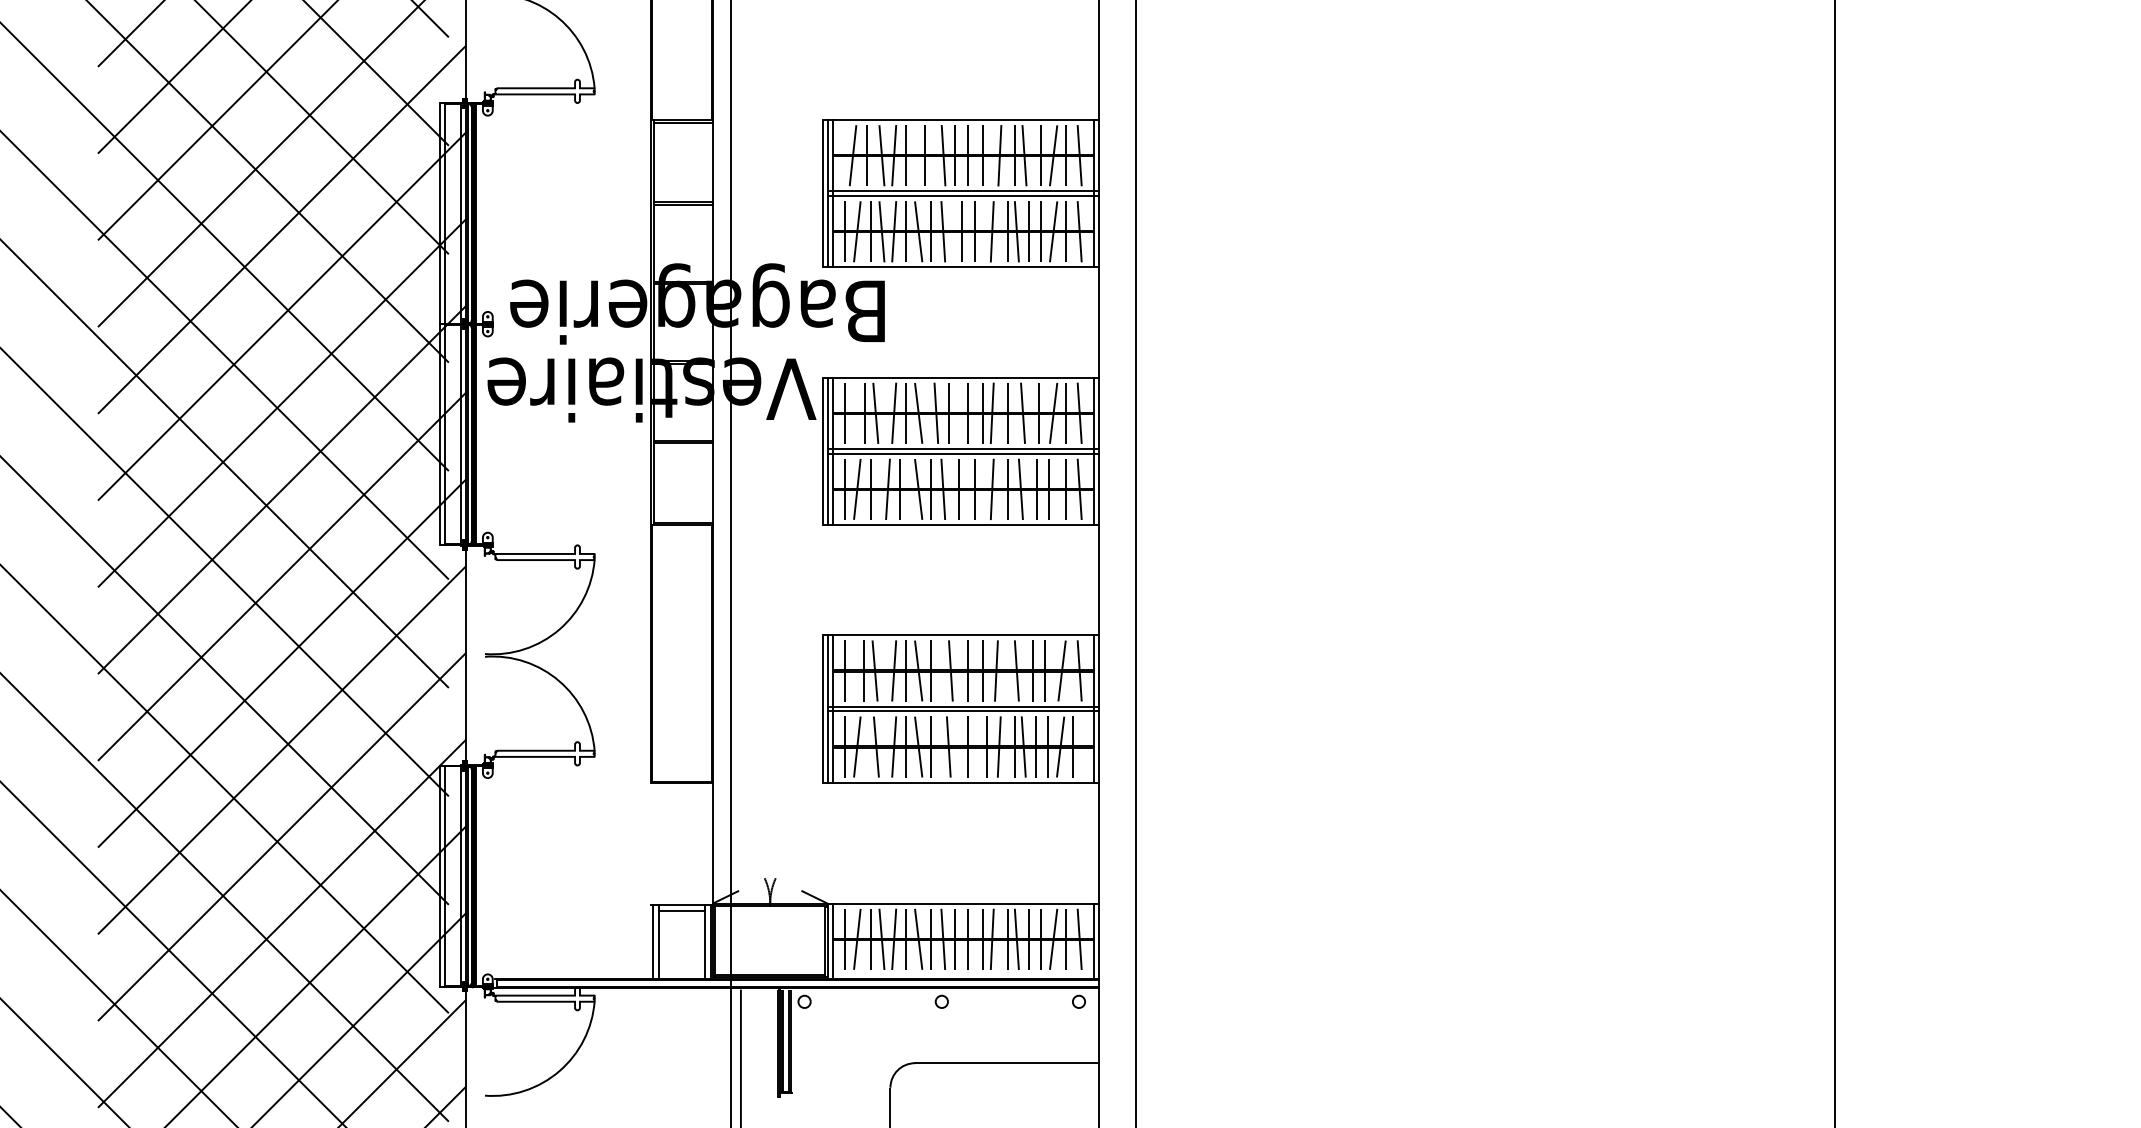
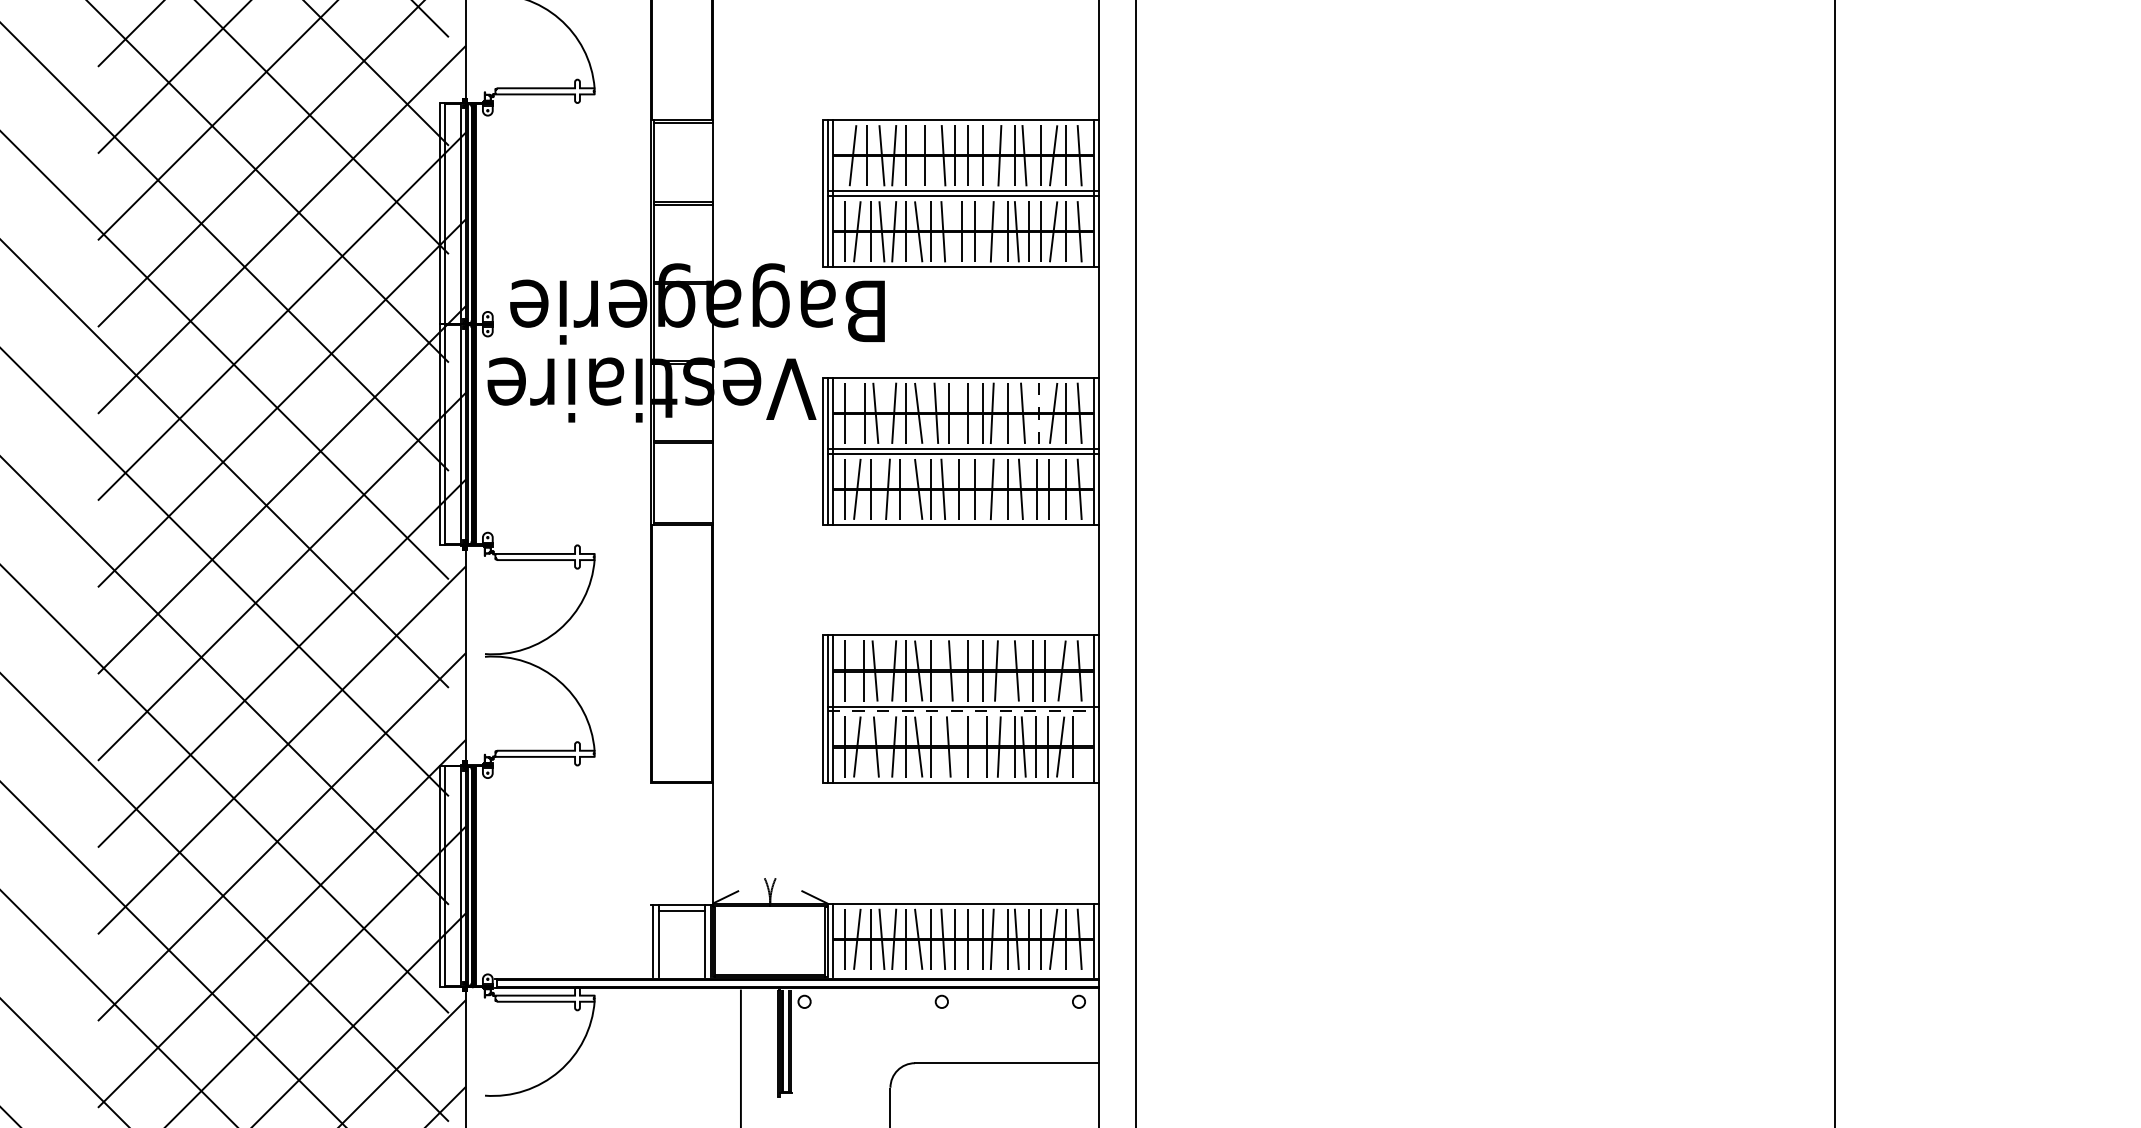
line: solid -> dashed (1039, 413)
line: present -> none (731, 563)
line: solid -> dashed (963, 711)
